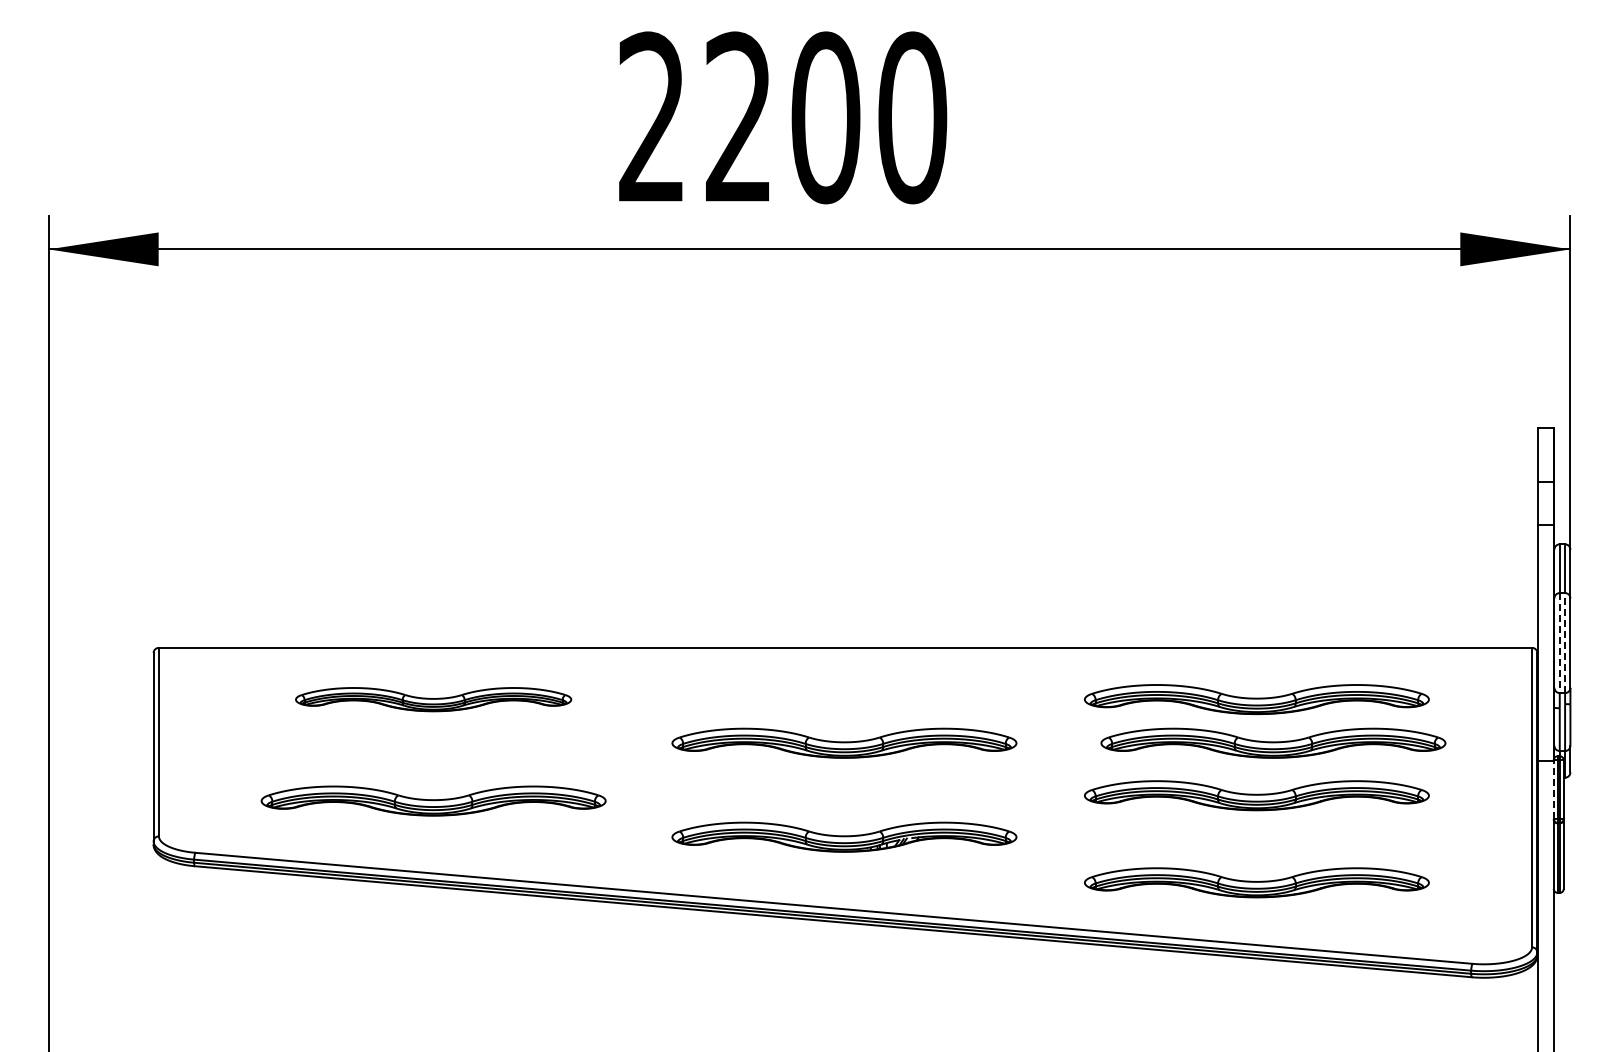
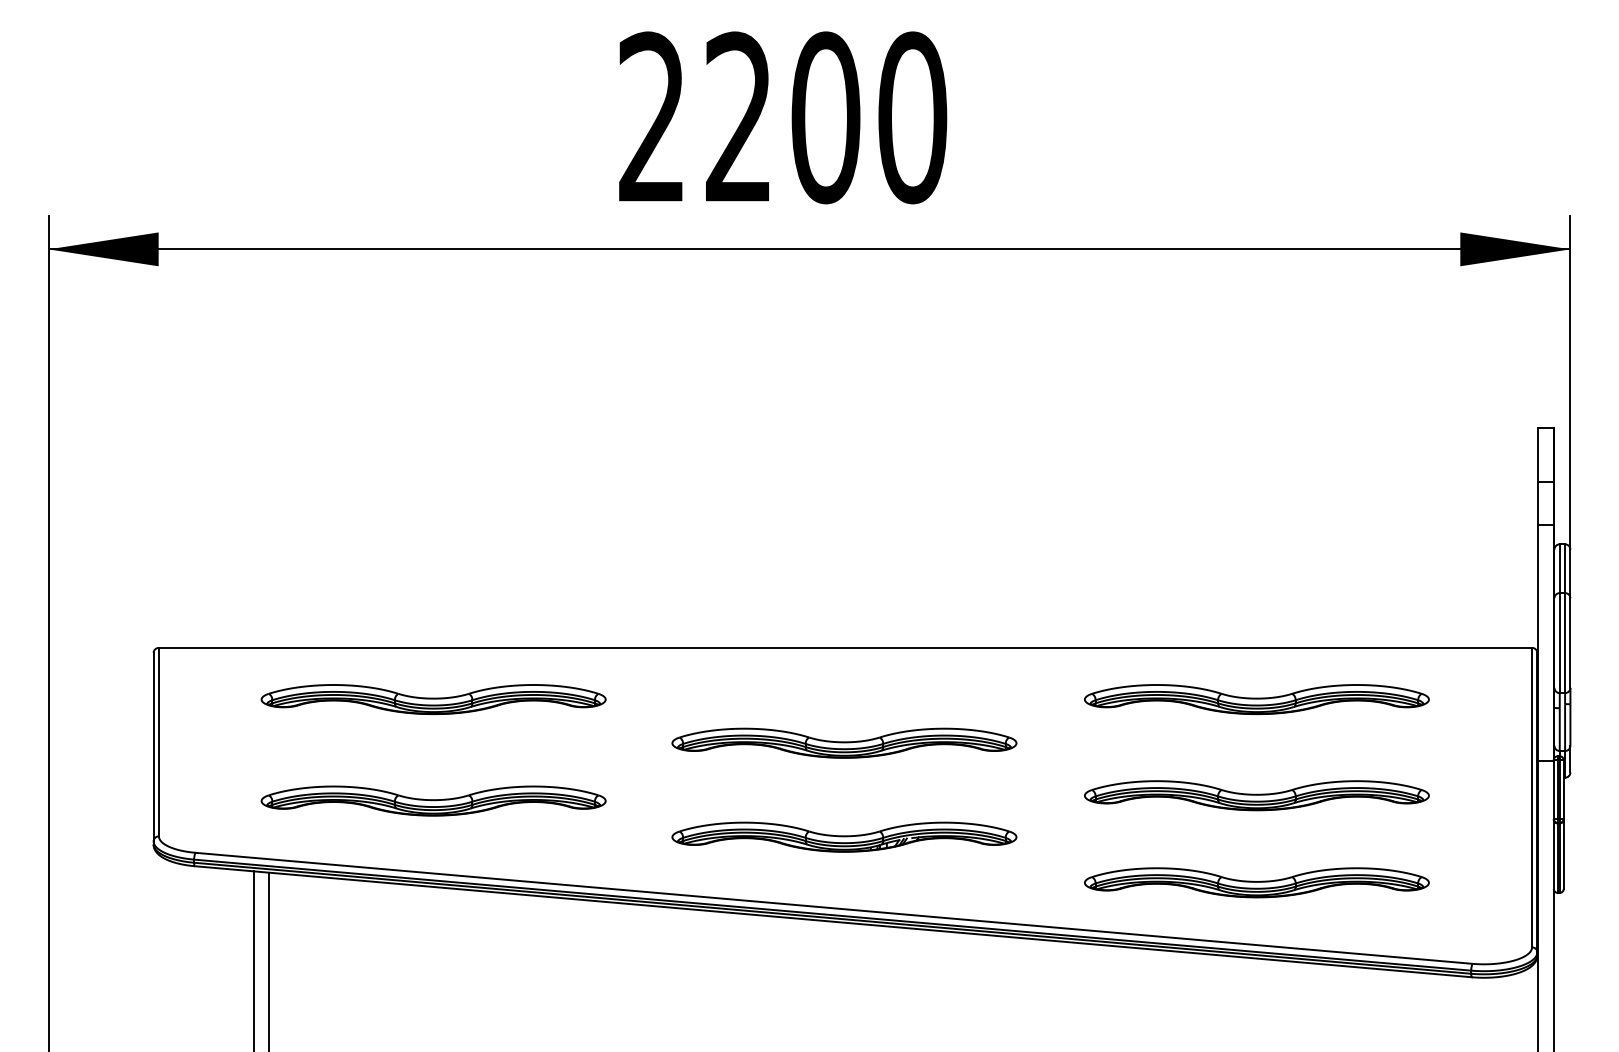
line: dashed -> solid (1565, 642)
line: dashed -> solid (1559, 643)
part size: 278x26 px -> 347x32 px (433, 699)
part: present -> none (1273, 742)
line: dashed -> solid (1553, 789)
line: none -> present (253, 959)
line: none -> present (268, 960)
